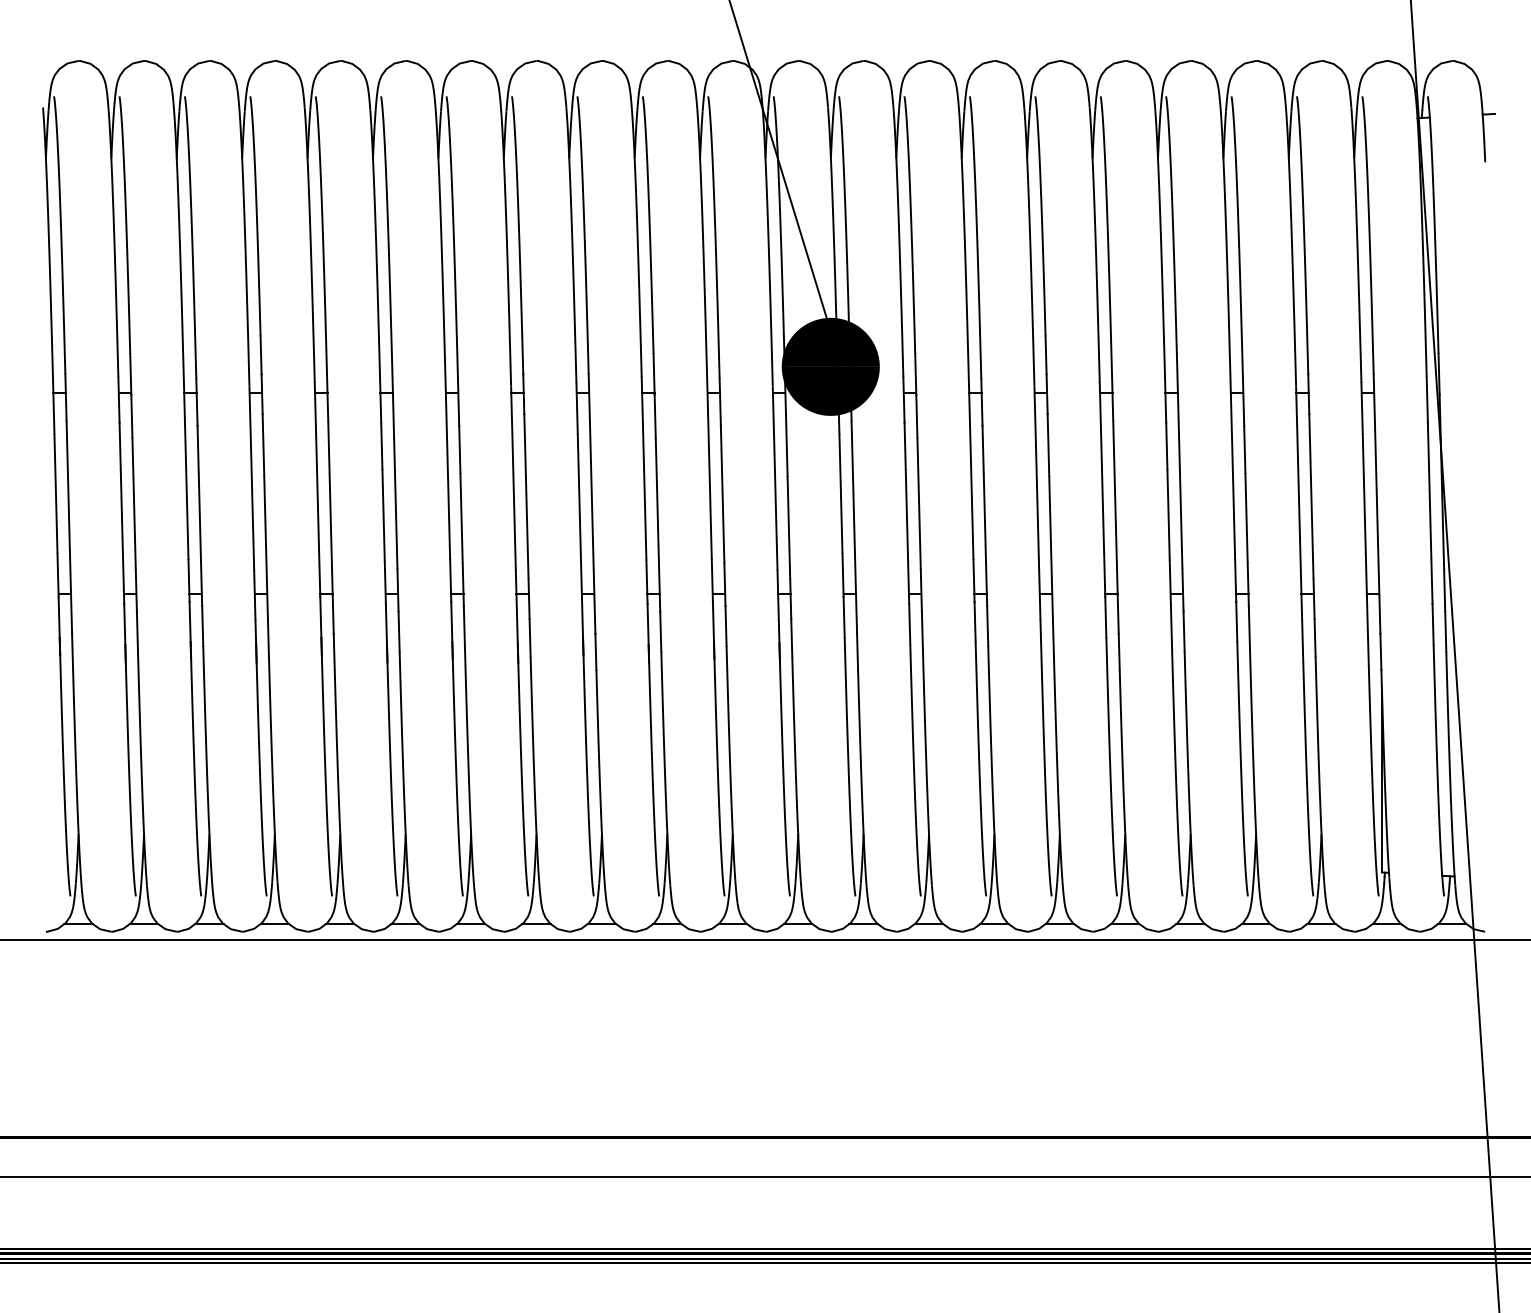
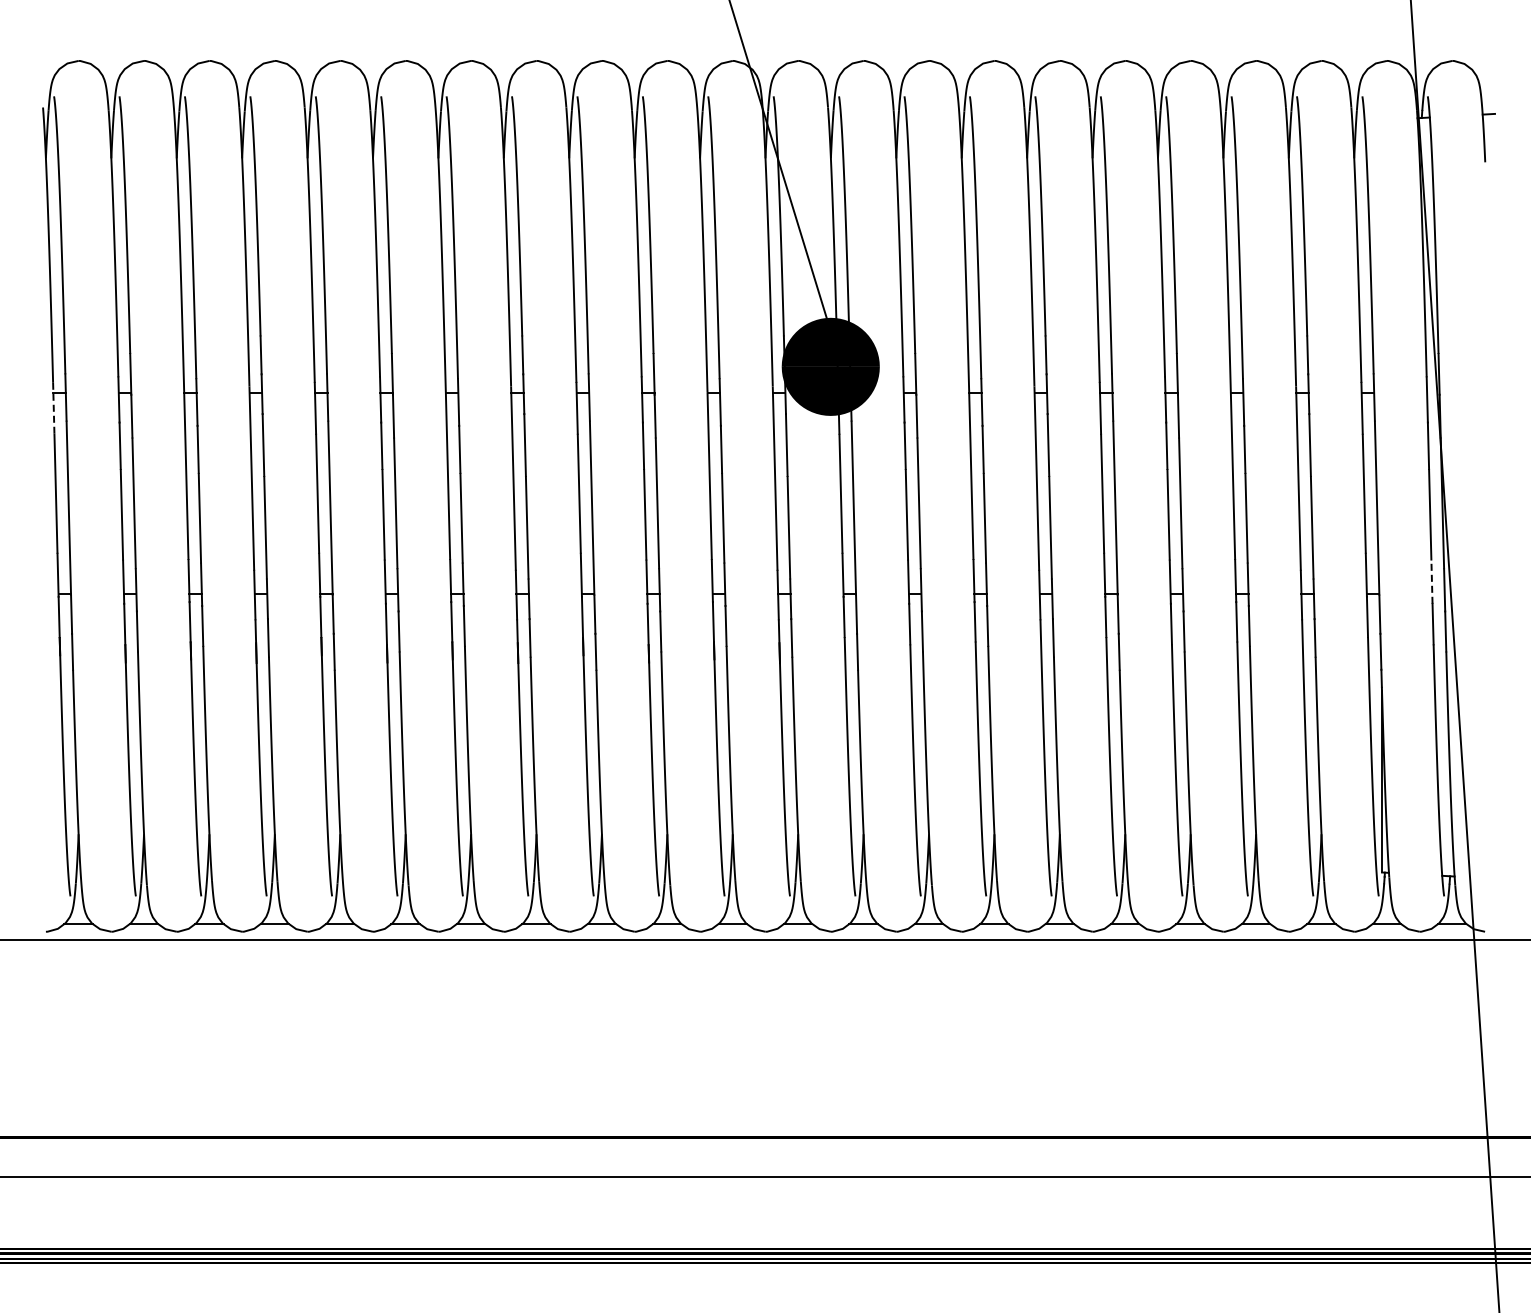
line: solid -> dashed (53, 407)
line: solid -> dashed (1431, 582)
